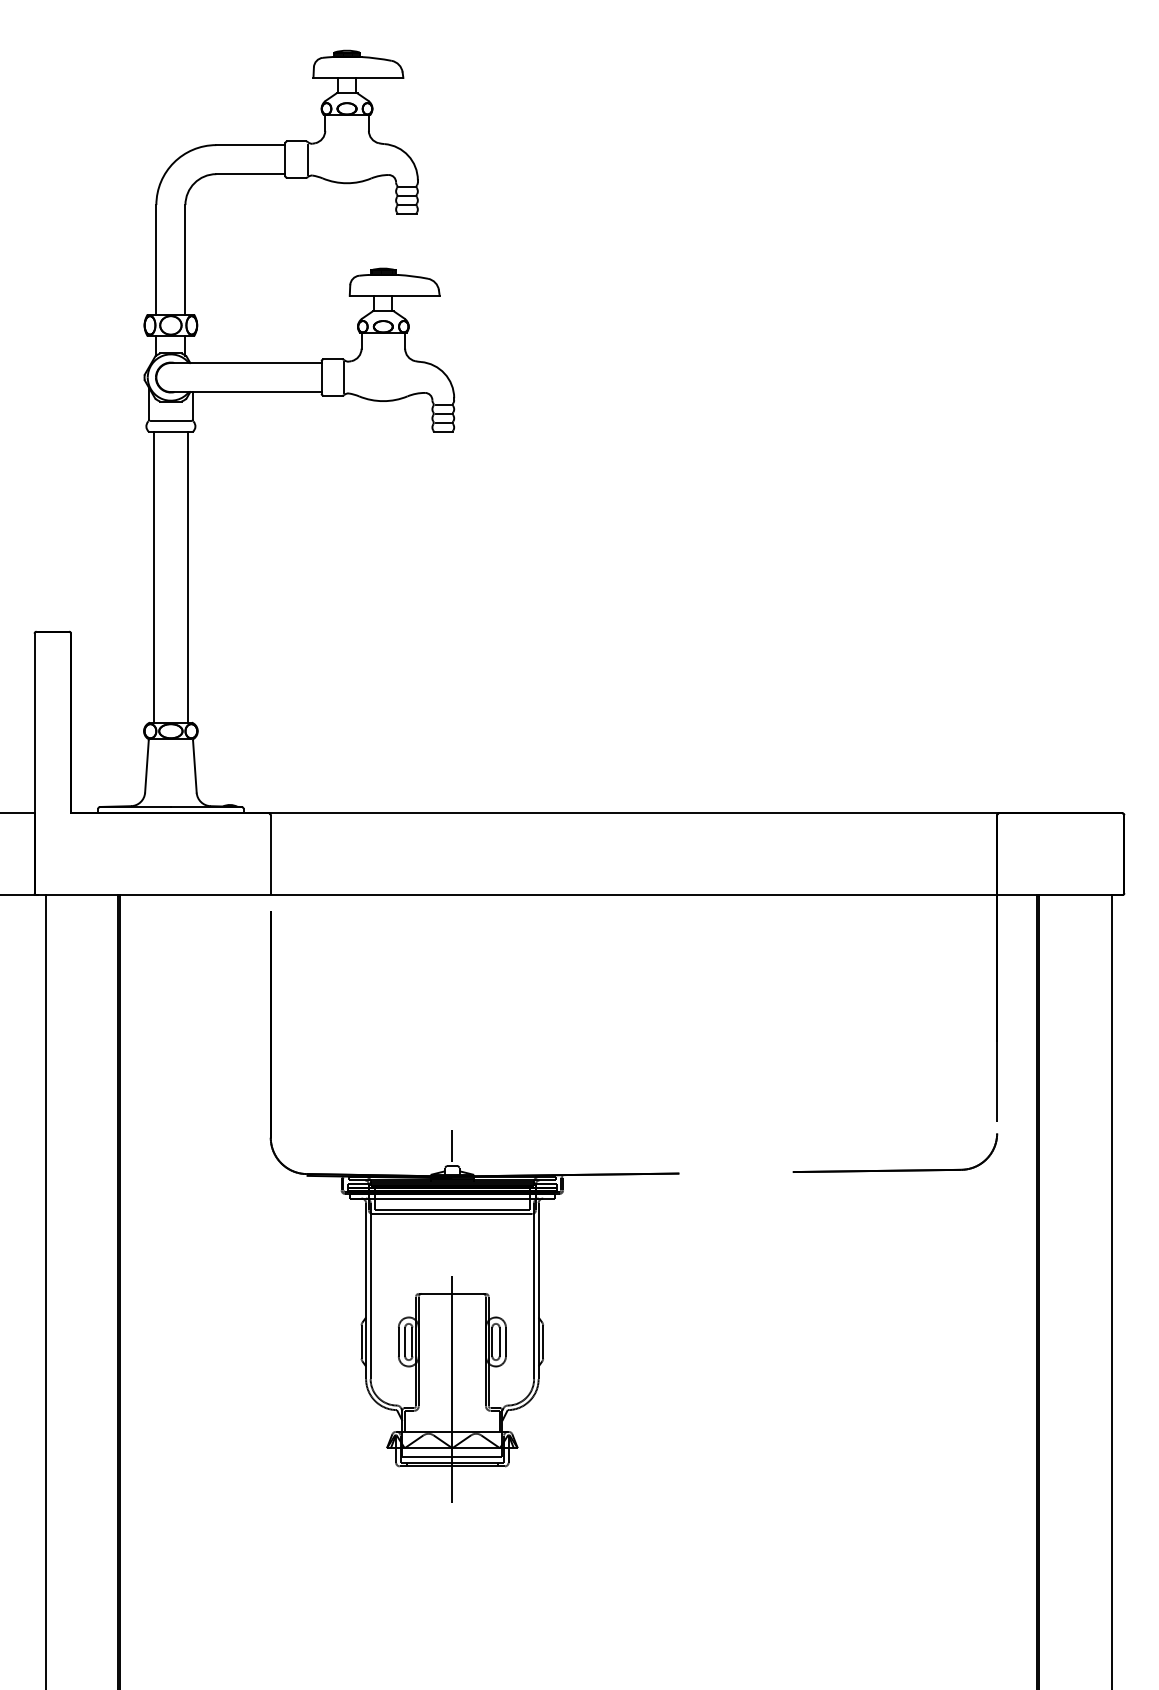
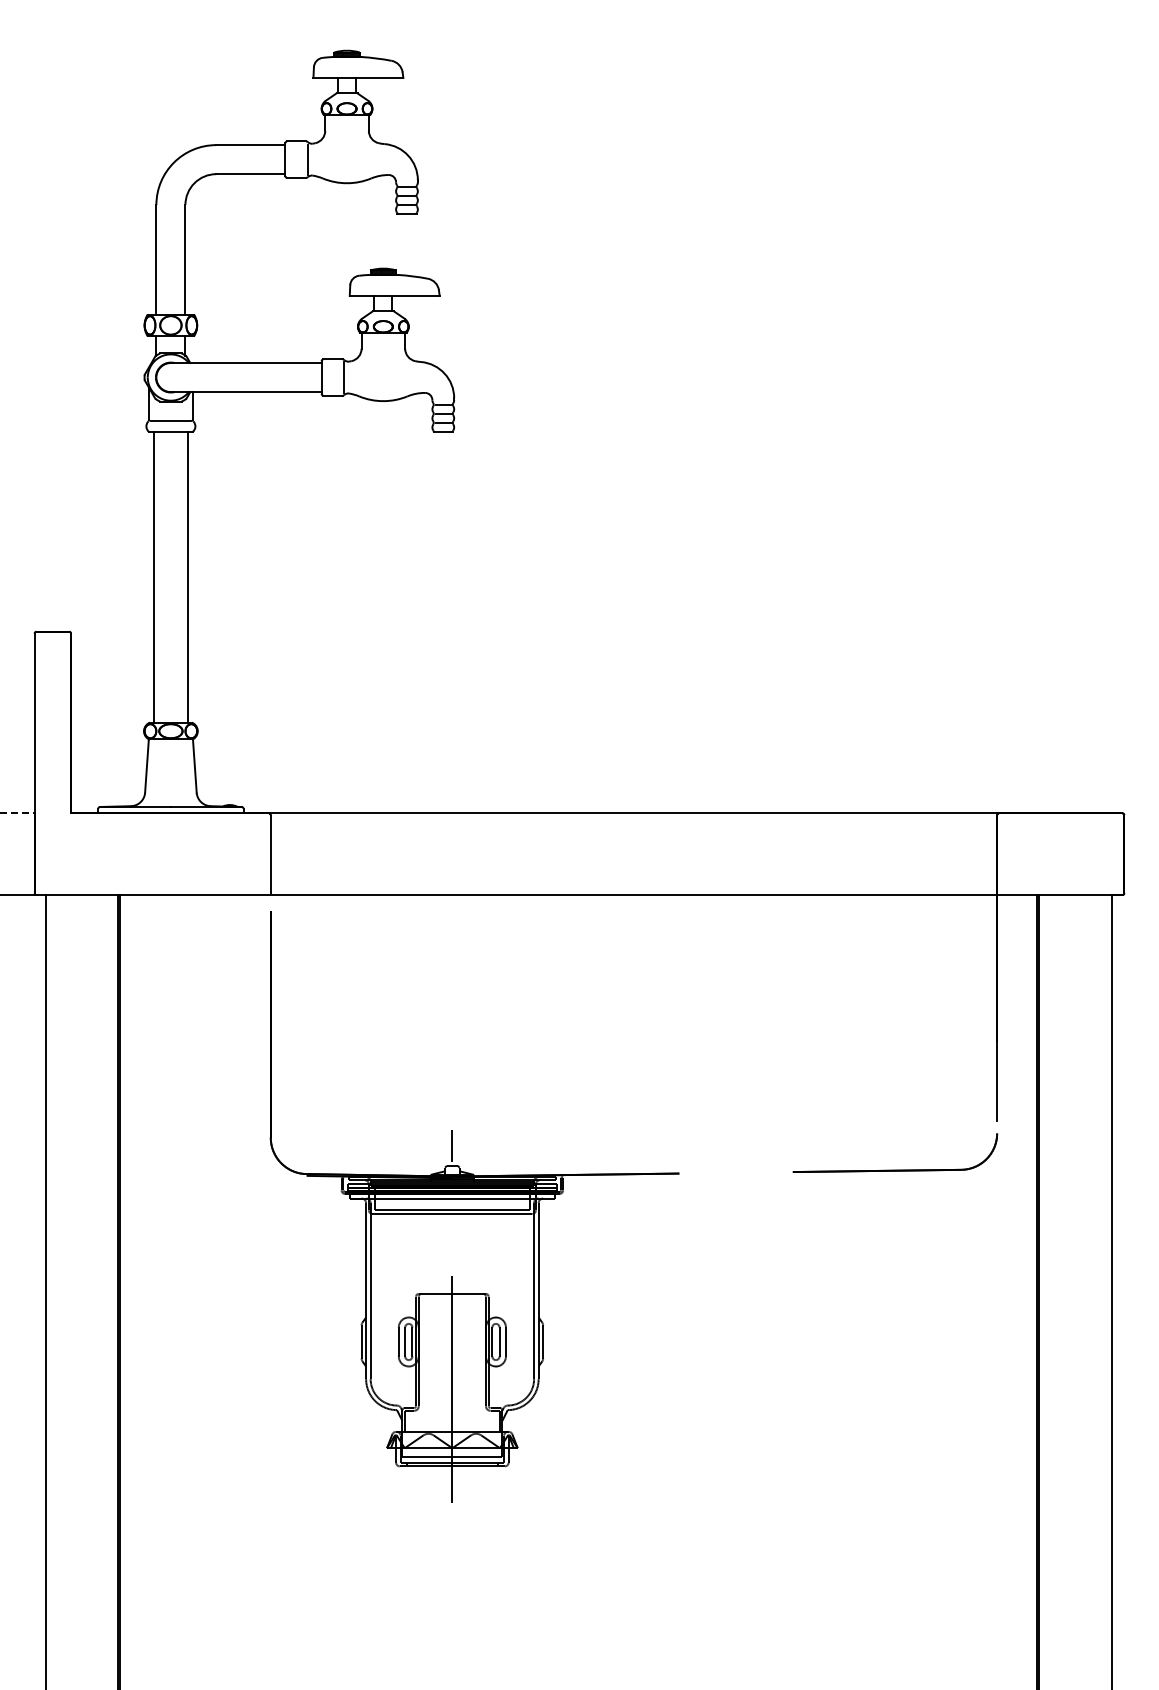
line: solid -> dashed (17, 813)
